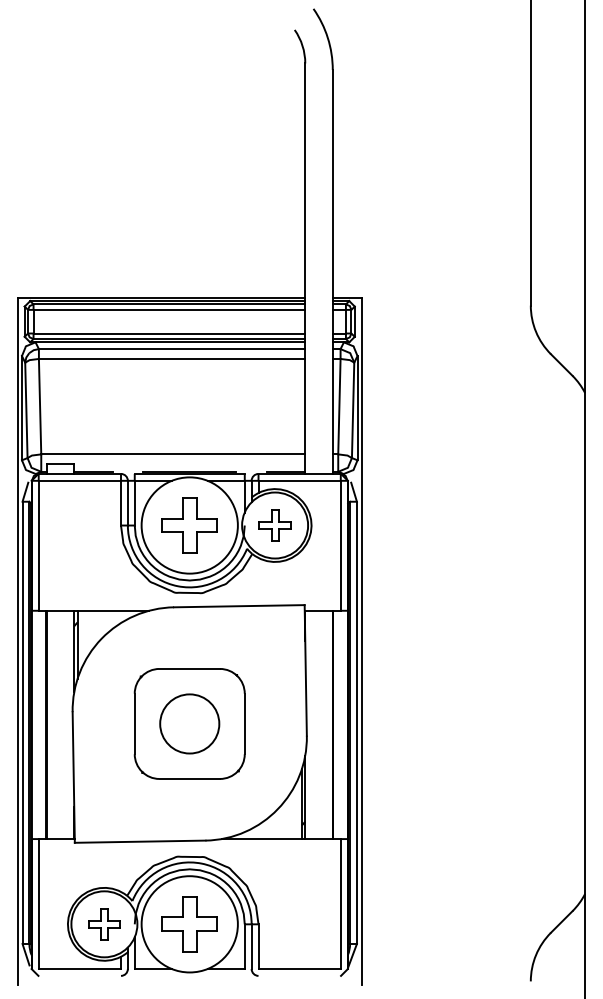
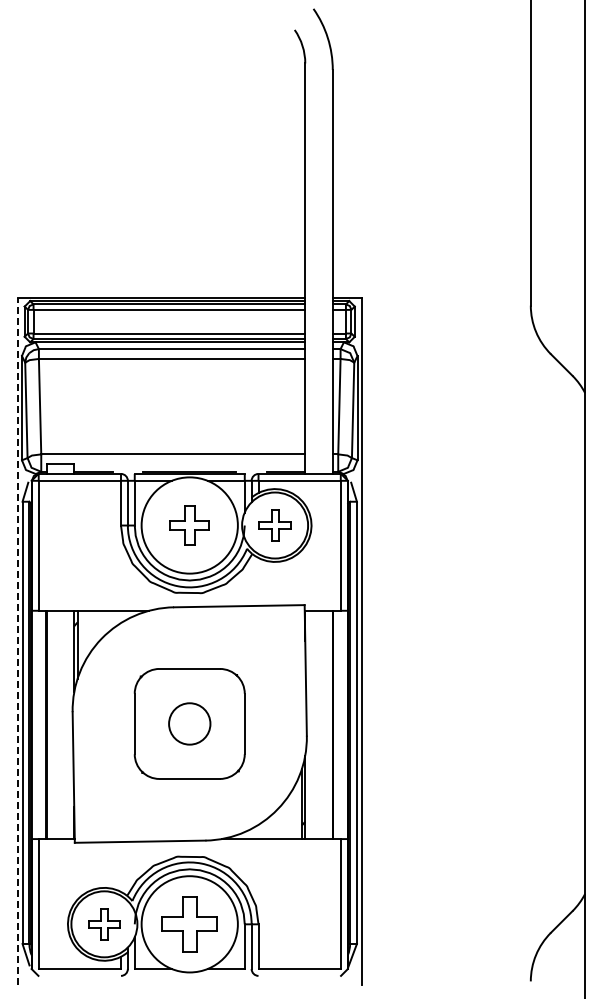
part size: 57x57 px -> 41x41 px (189, 525)
line: solid -> dashed (17, 641)
circle diameter: 59 px -> 41 px (189, 723)
